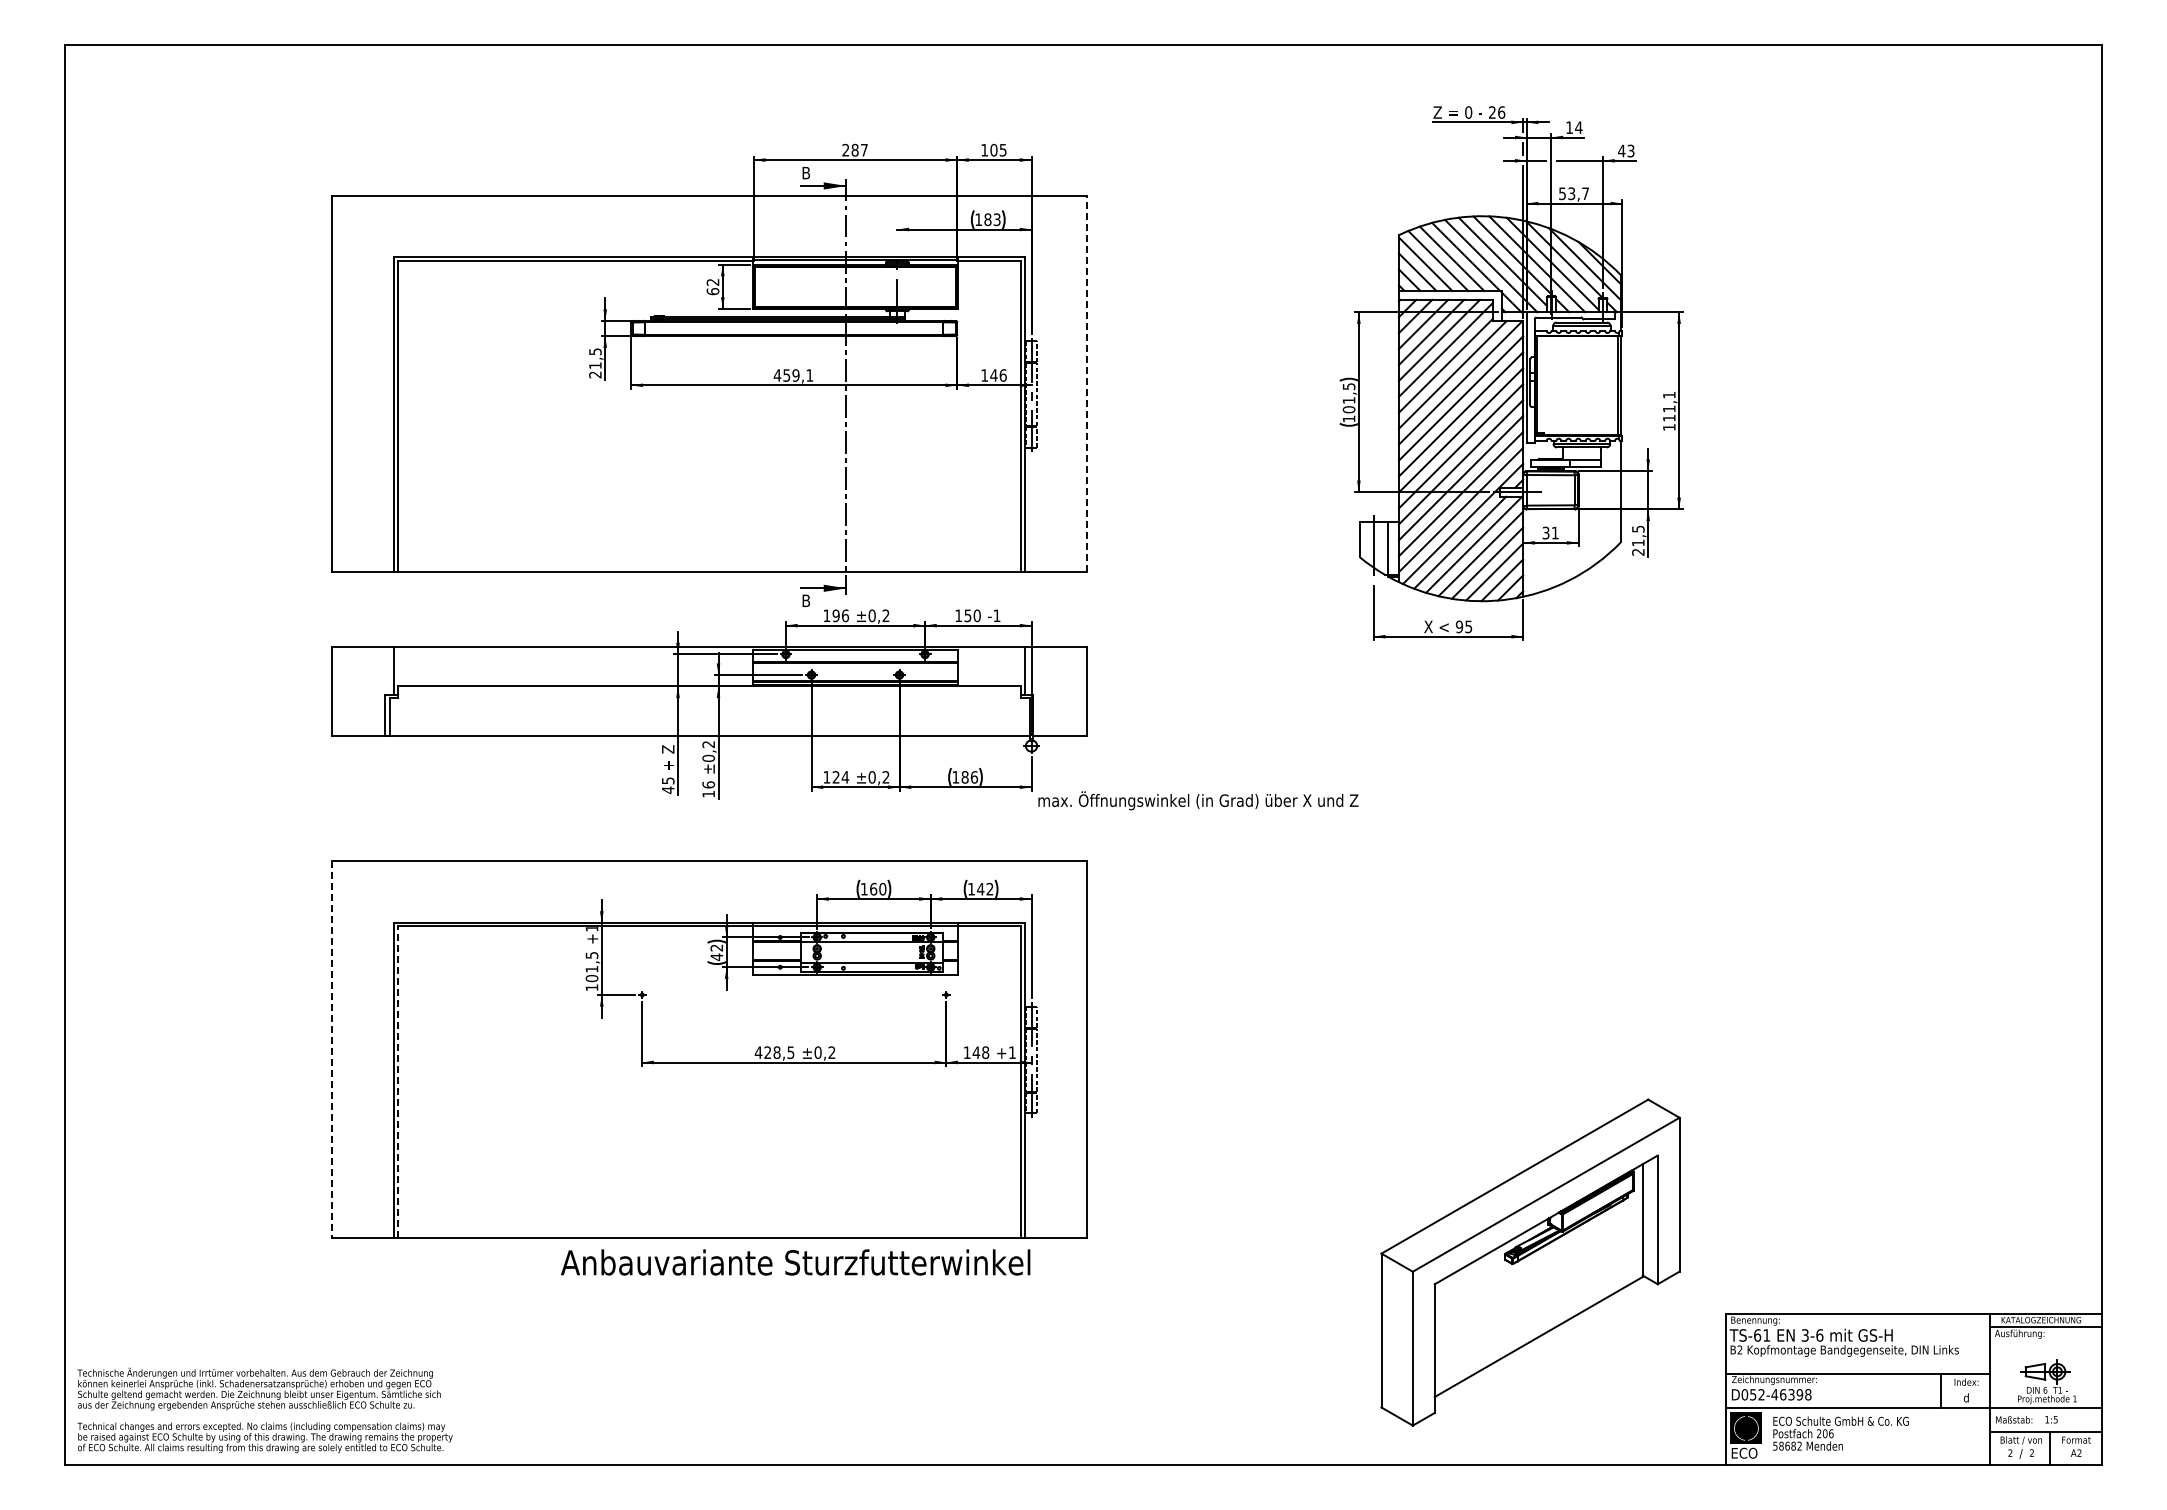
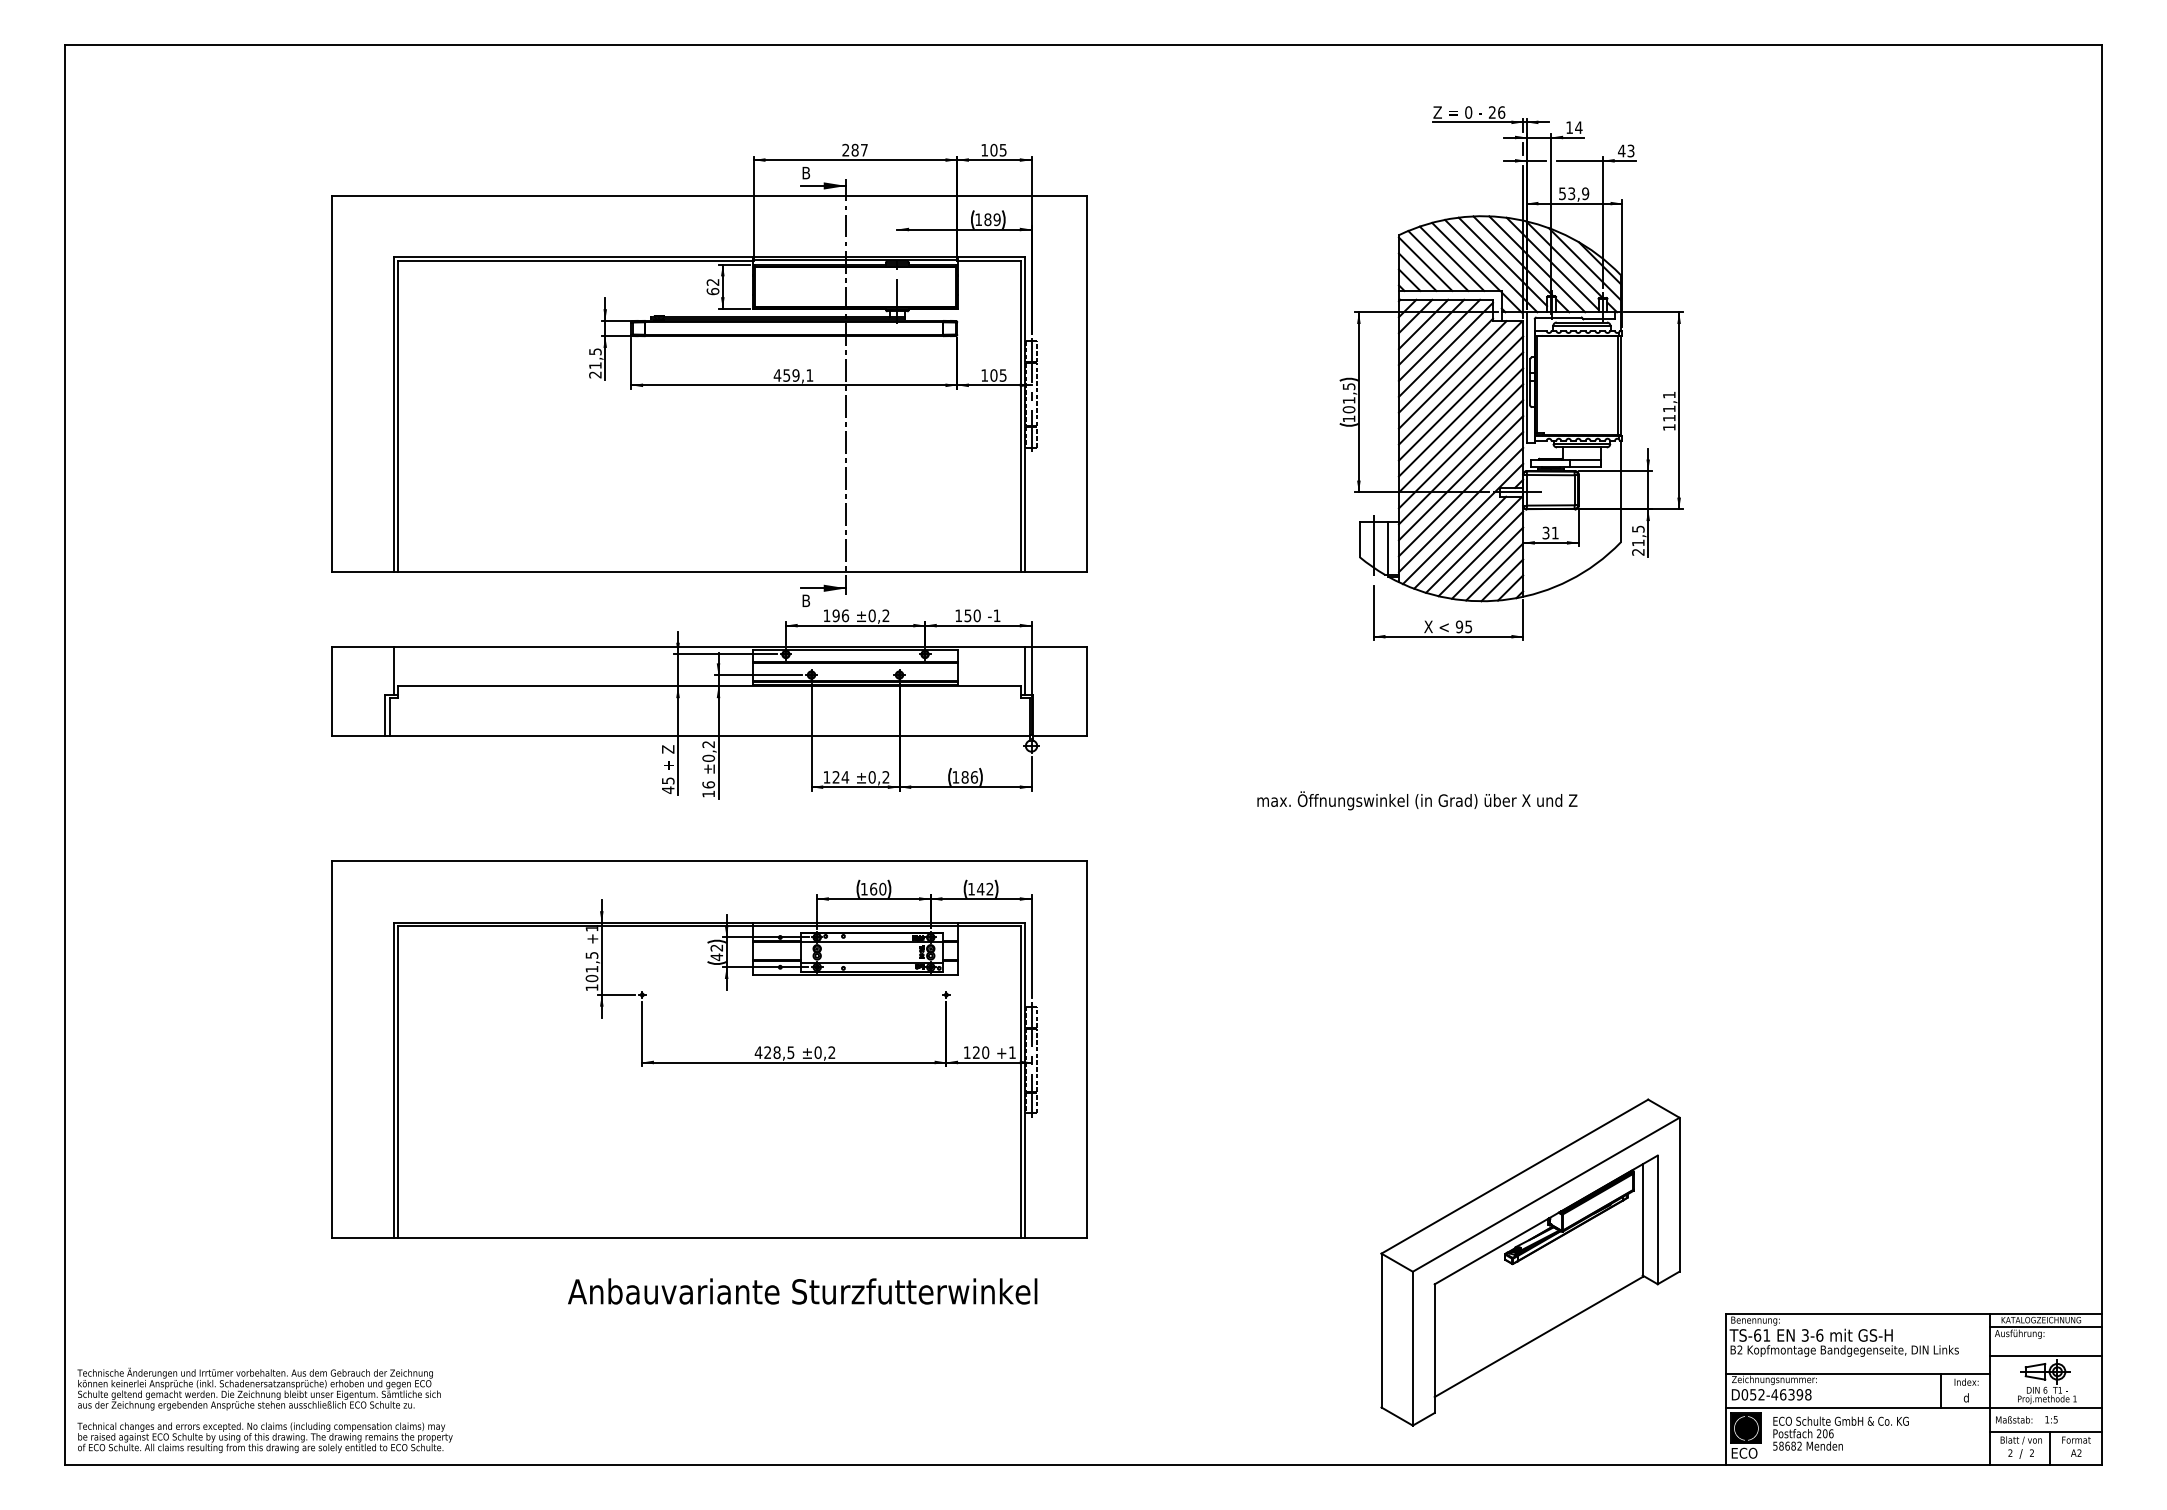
text: 53,7 -> 53,9 (1585, 193)
text: 183 -> 189 (996, 219)
text: 146 -> 105 (998, 375)
line: dashed -> solid (1086, 383)
text position: (1198, 800) -> (1417, 800) (1417, 800)
line: dashed -> solid (332, 1050)
text: 148 -> 120 (980, 1052)
line: dashed -> solid (398, 1082)
text position: (795, 1262) -> (802, 1291) (802, 1291)
line: none -> present (2045, 1356)
